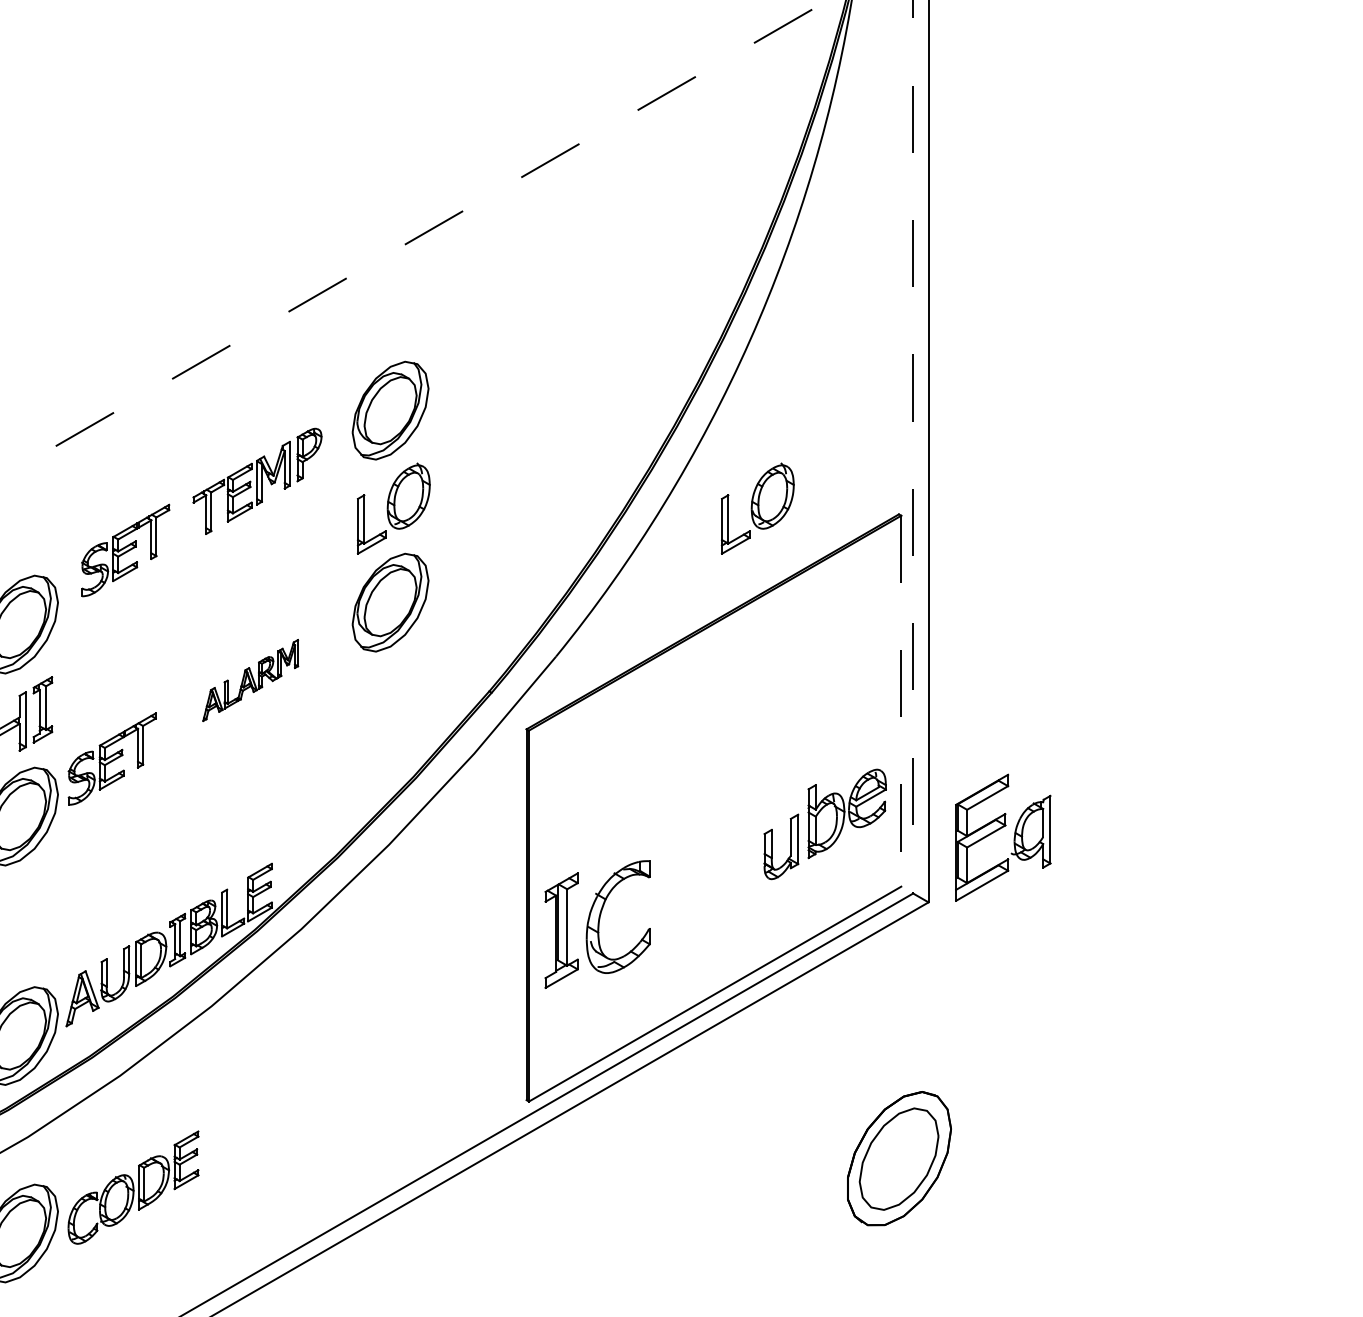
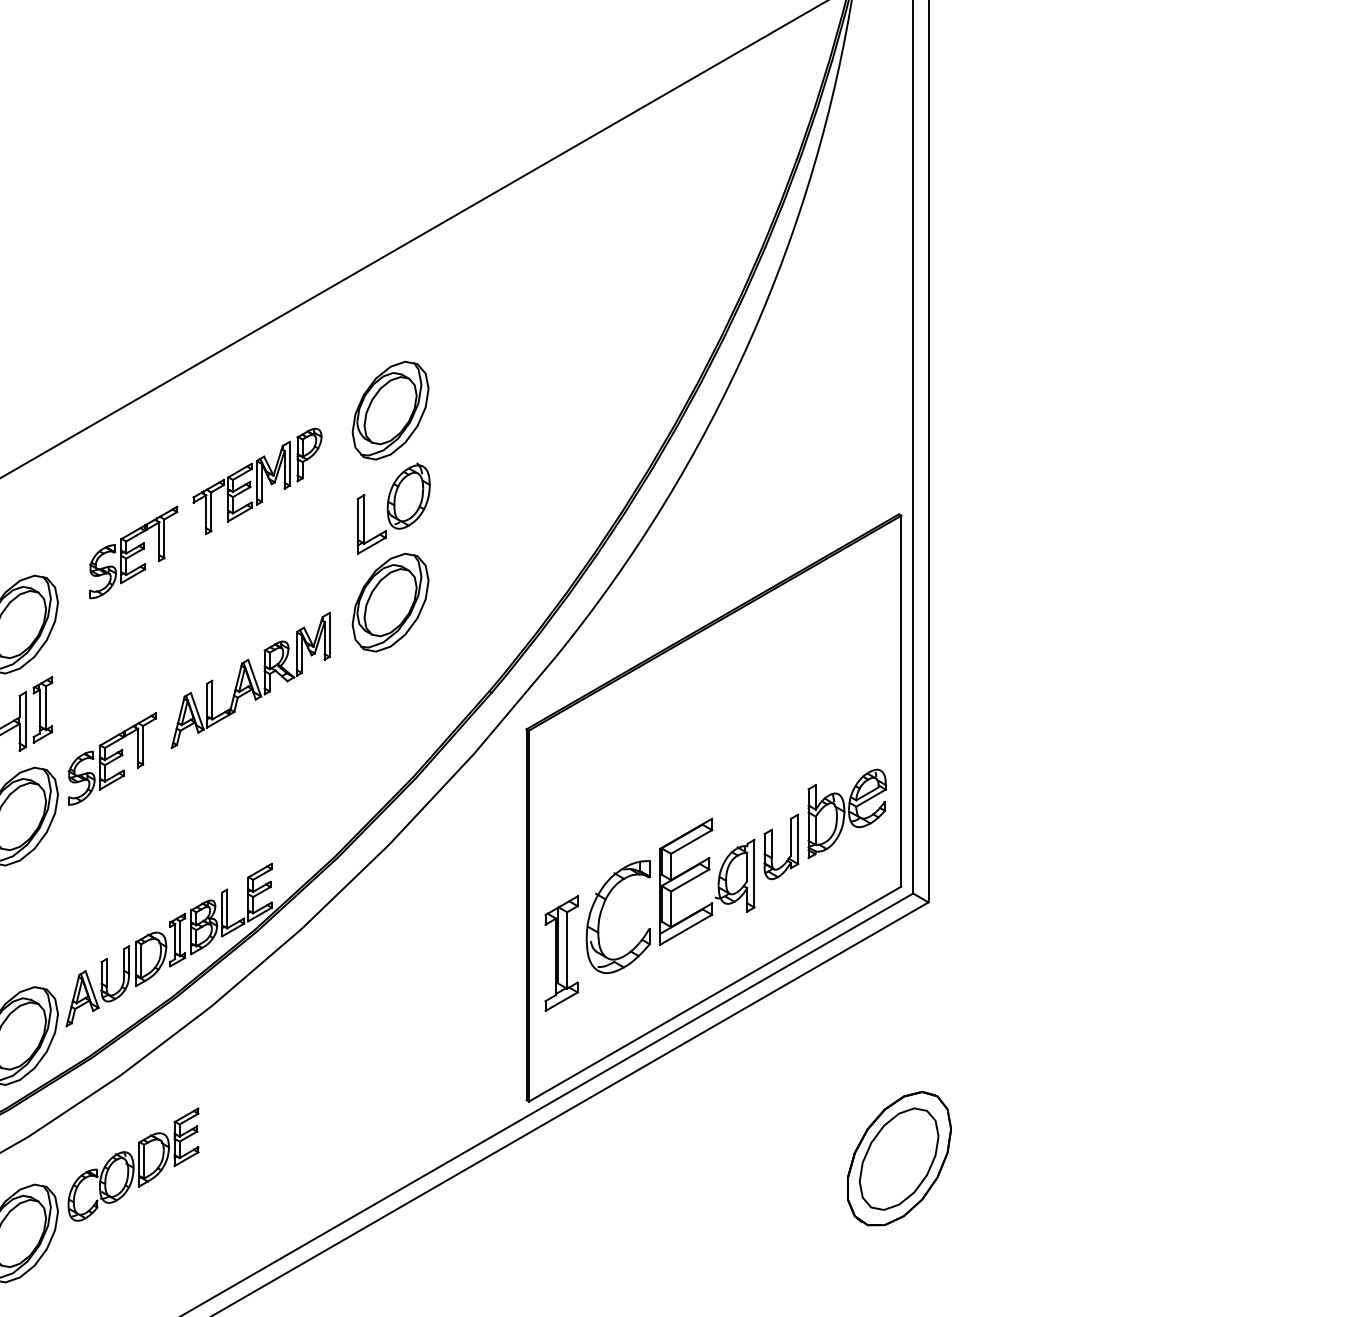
line: dashed -> solid (414, 239)
line: dashed -> solid (913, 446)
part: present -> none (757, 508)
part position: (125, 550) -> (133, 552) (133, 552)
part size: 98x84 px -> 161x137 px (250, 680)
line: dashed -> solid (901, 701)
part position: (997, 831) -> (701, 875) (701, 875)
part position: (561, 930) -> (561, 953) (561, 953)
part position: (133, 1187) -> (133, 1164) (133, 1164)
